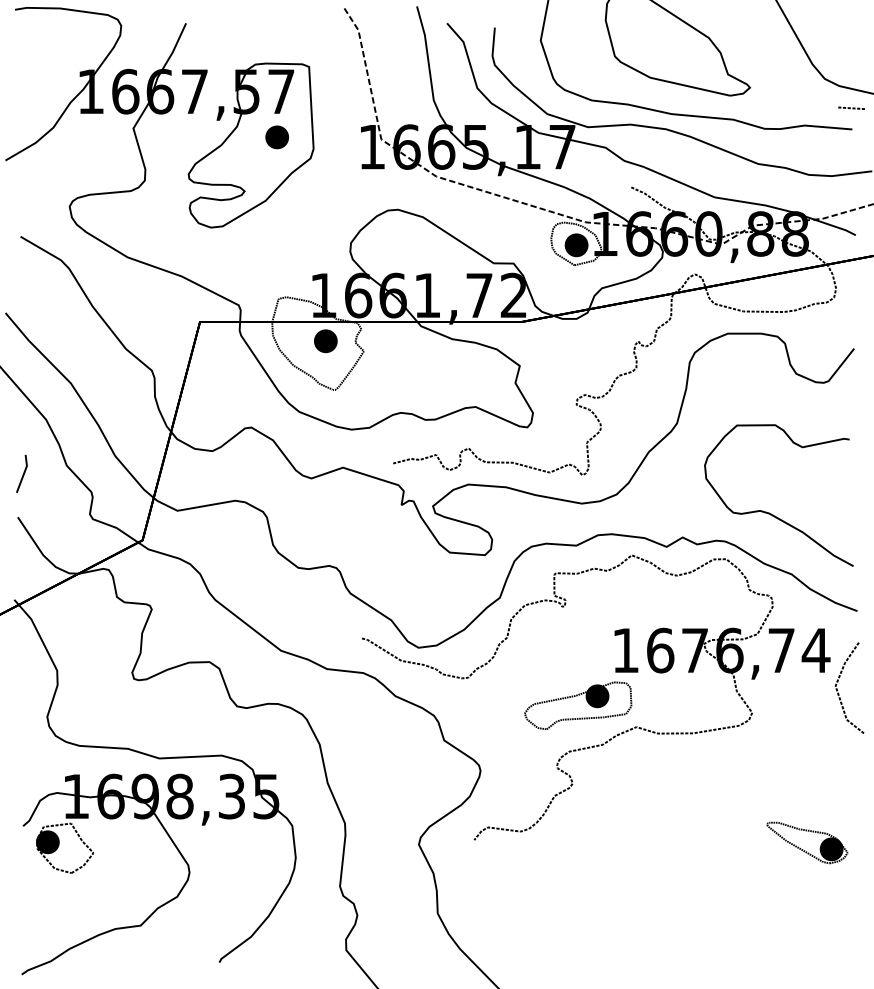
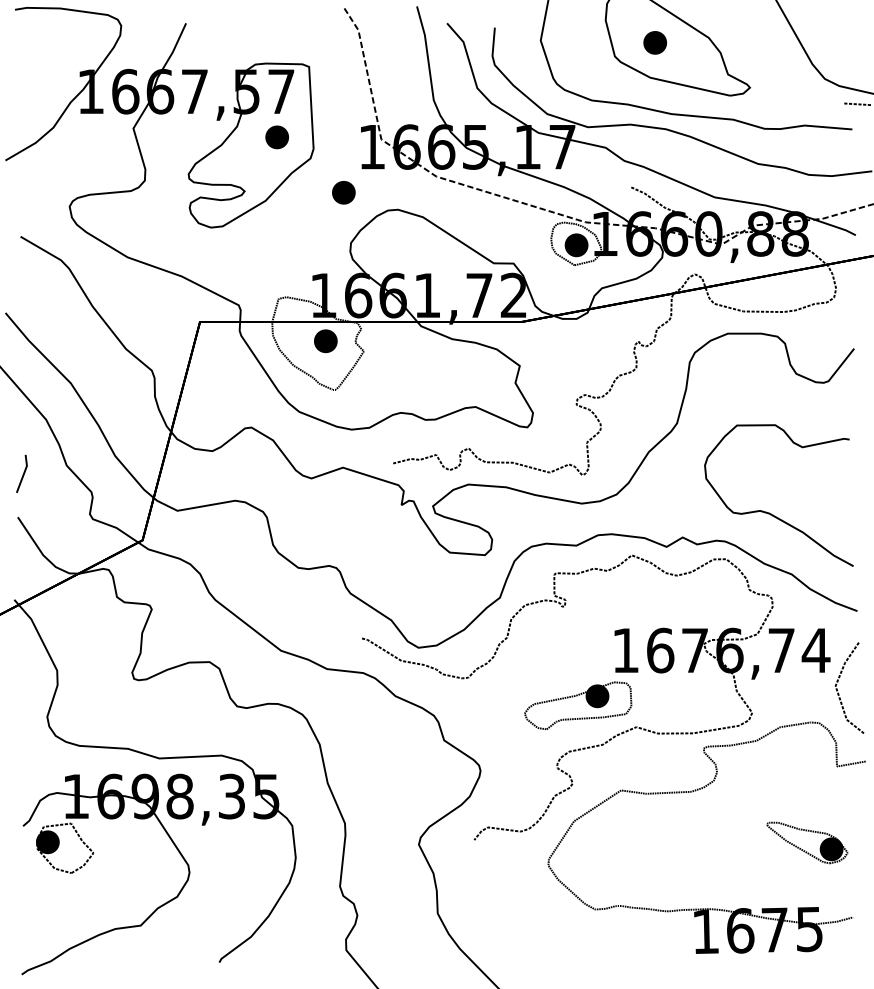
part: none -> present (654, 42)
line position: (850, 107) -> (856, 103) (856, 103)
part: none -> present (343, 192)
part: none -> present (695, 791)
